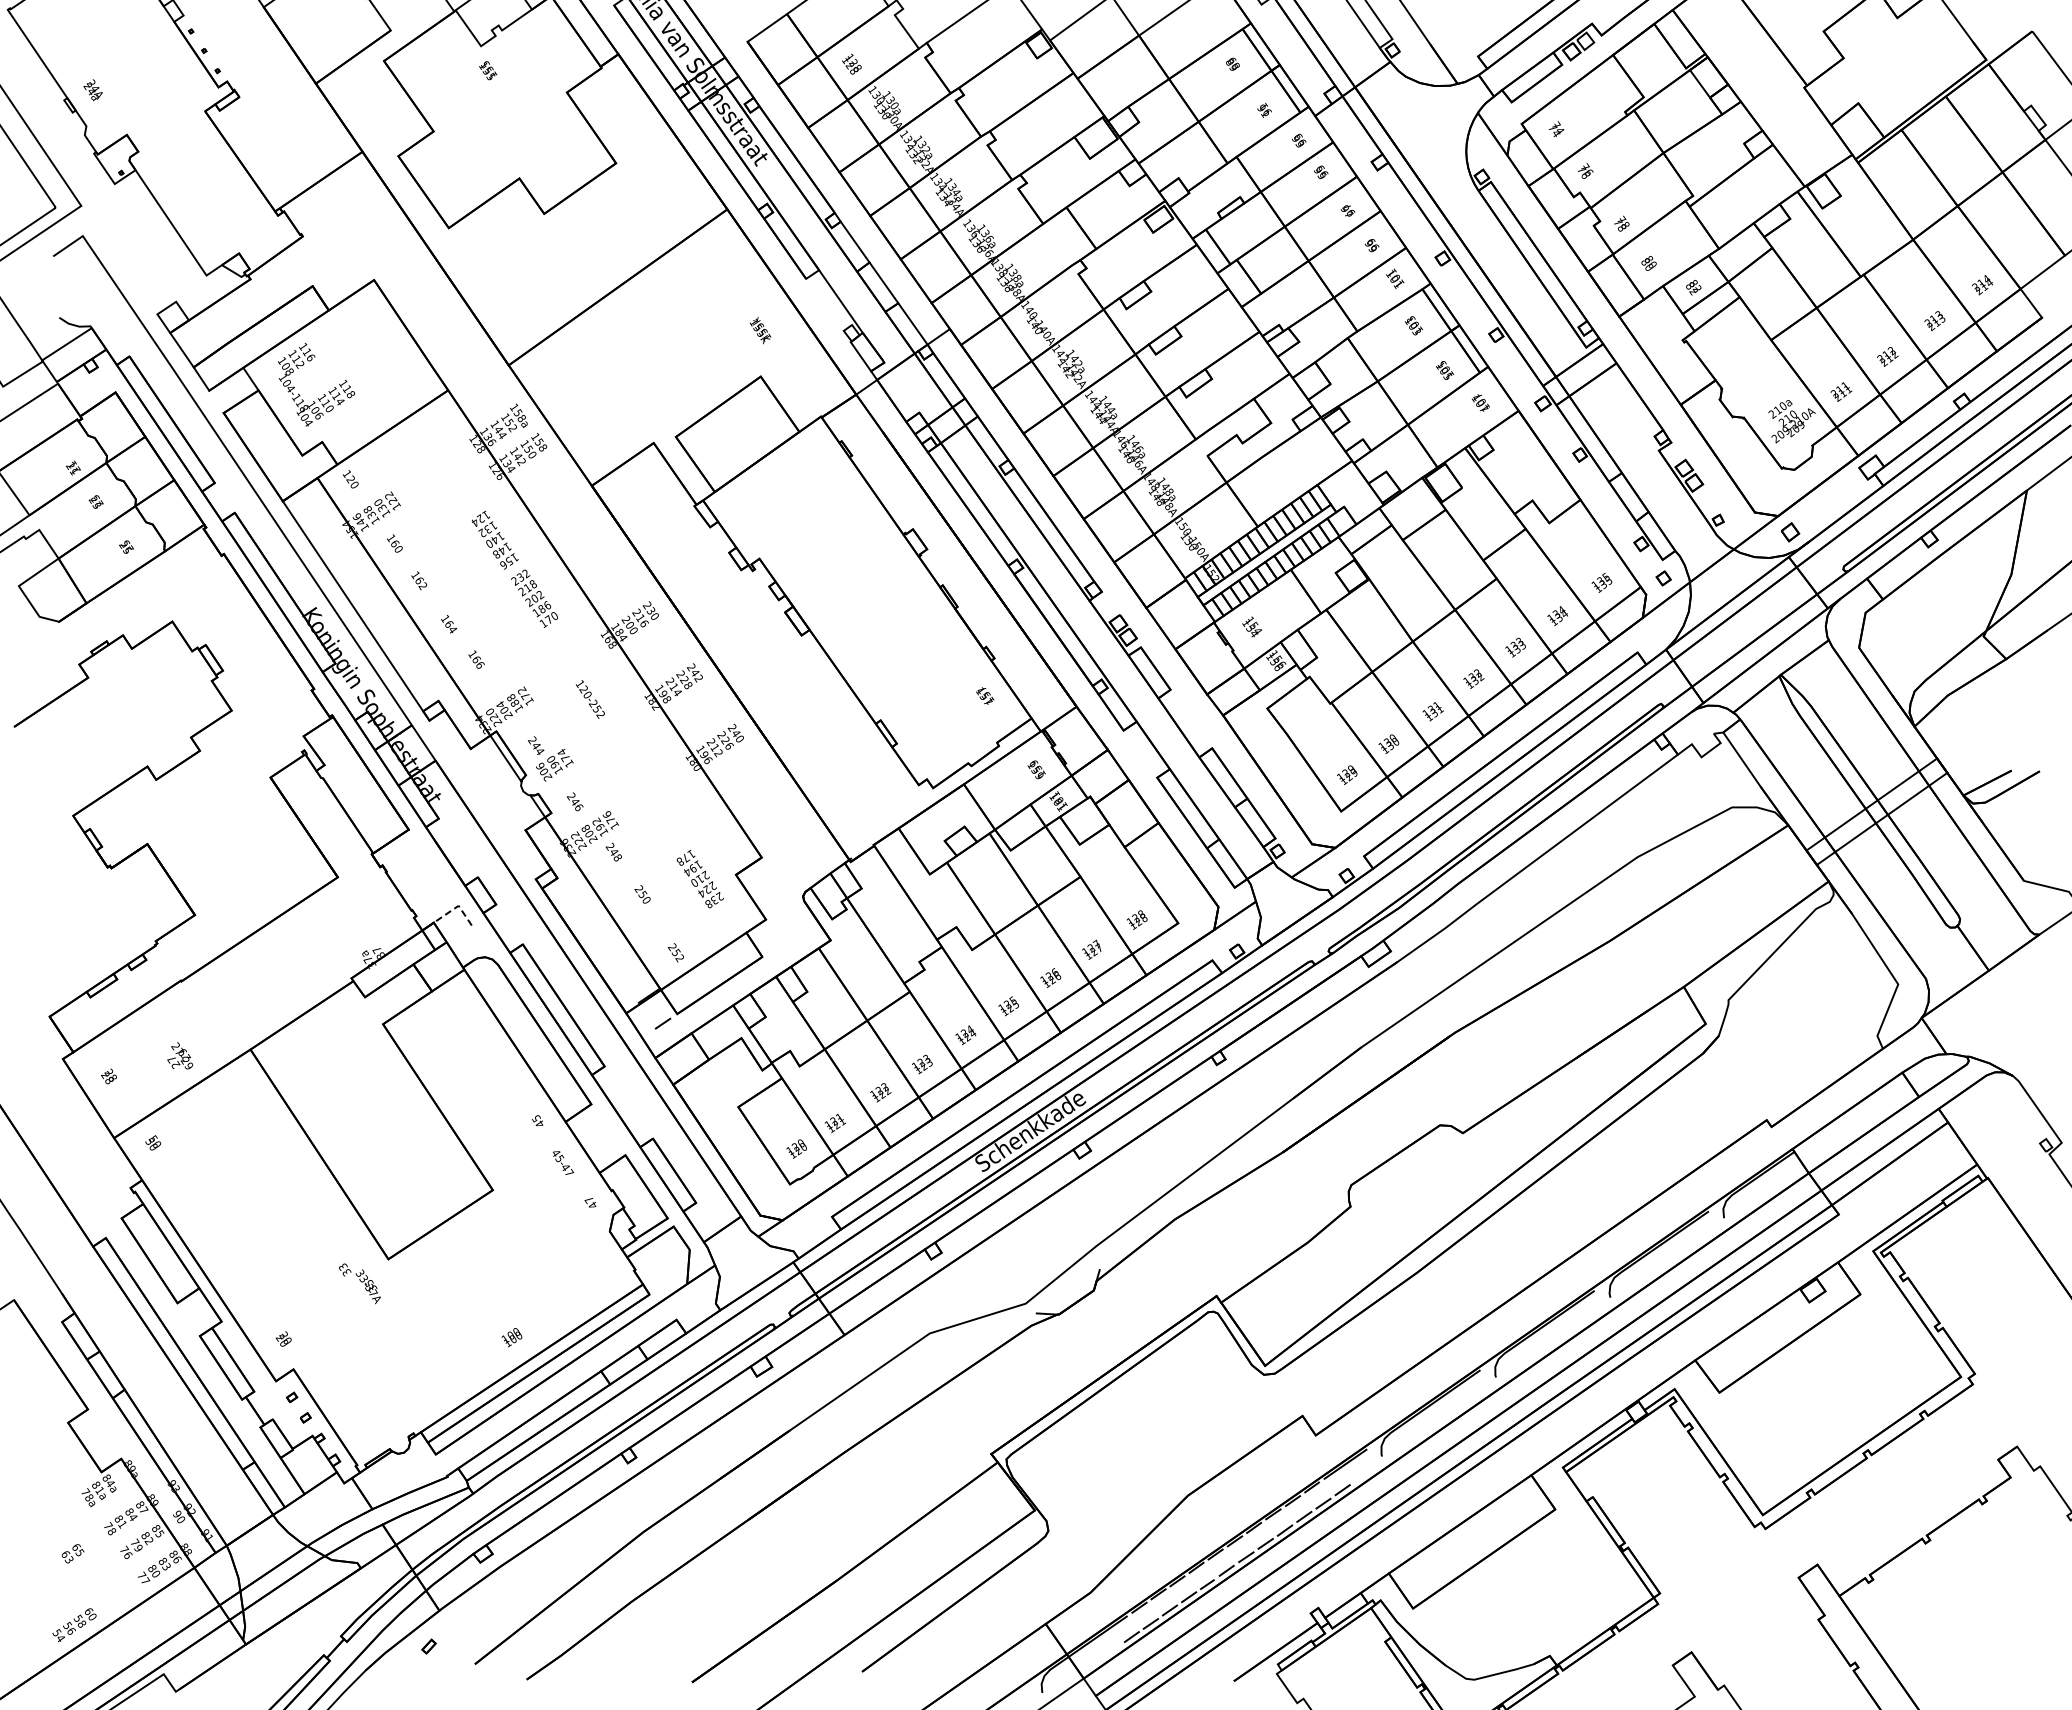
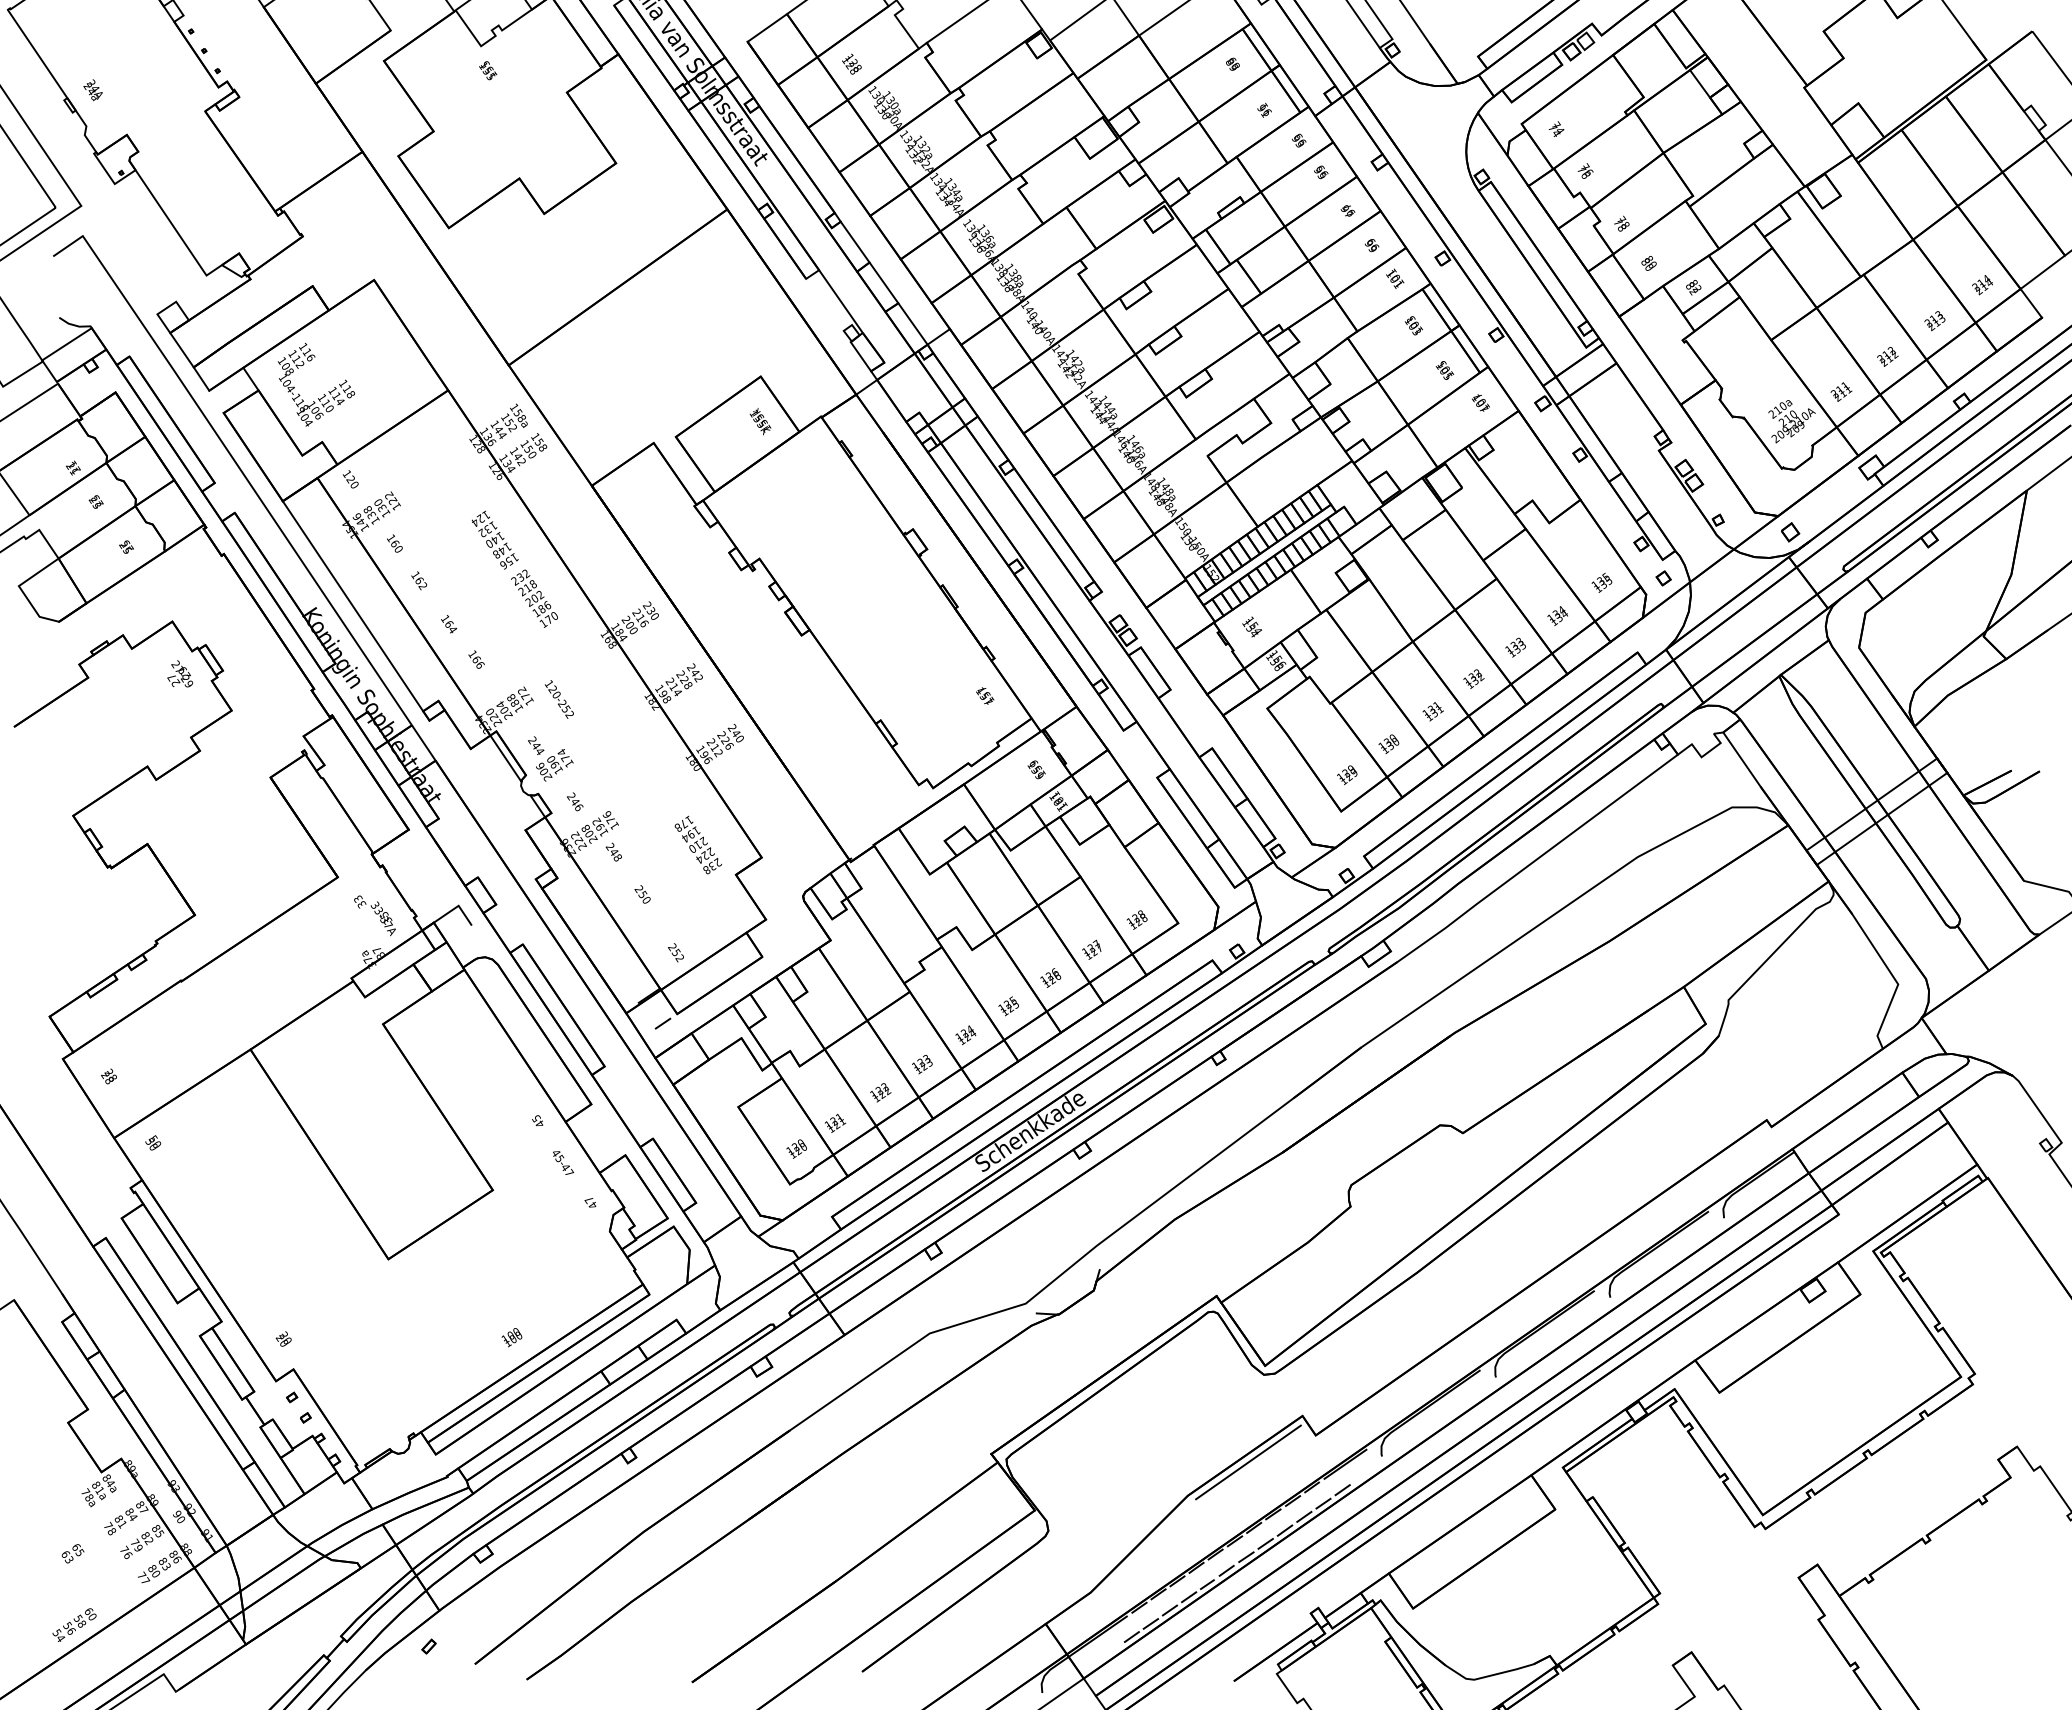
text position: (760, 330) -> (760, 421) (760, 421)
text position: (589, 699) -> (558, 699) (558, 699)
text position: (699, 878) -> (697, 844) (697, 844)
line: dashed -> solid (456, 907)
text position: (180, 1055) -> (180, 673) (180, 673)
text position: (359, 1283) -> (374, 915) (374, 915)
line: none -> present (1248, 1462)
